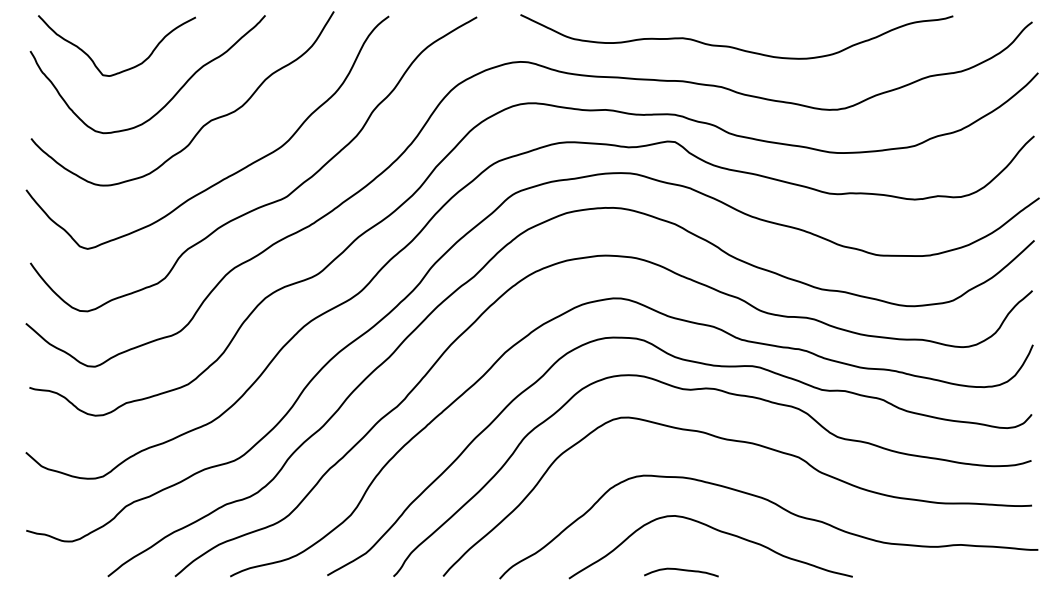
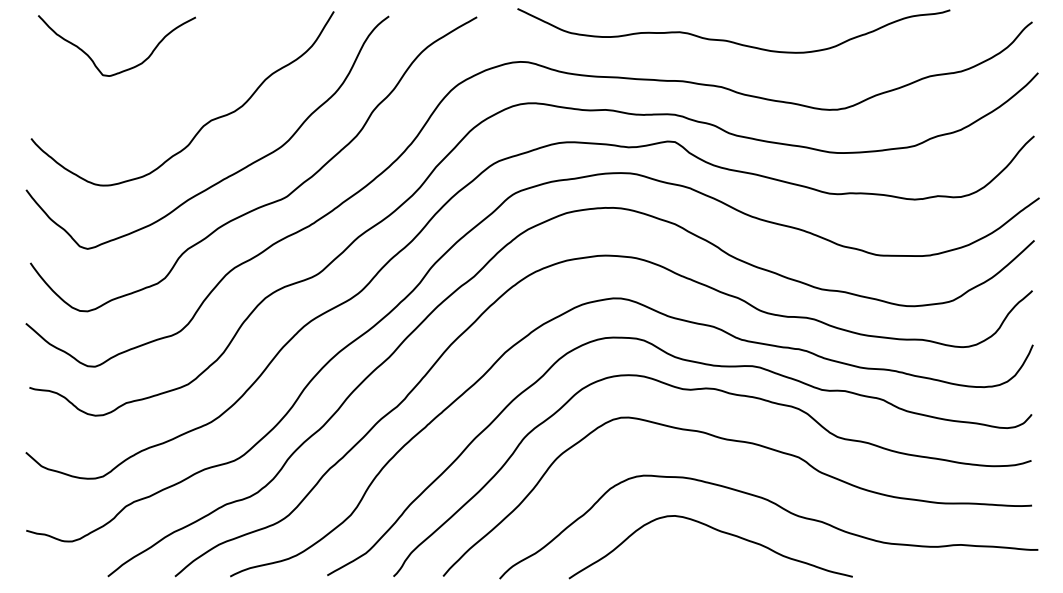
curve position: (733, 46) -> (730, 40) (730, 40)
curve: present -> none (172, 96)
curve: present -> none (681, 570)
